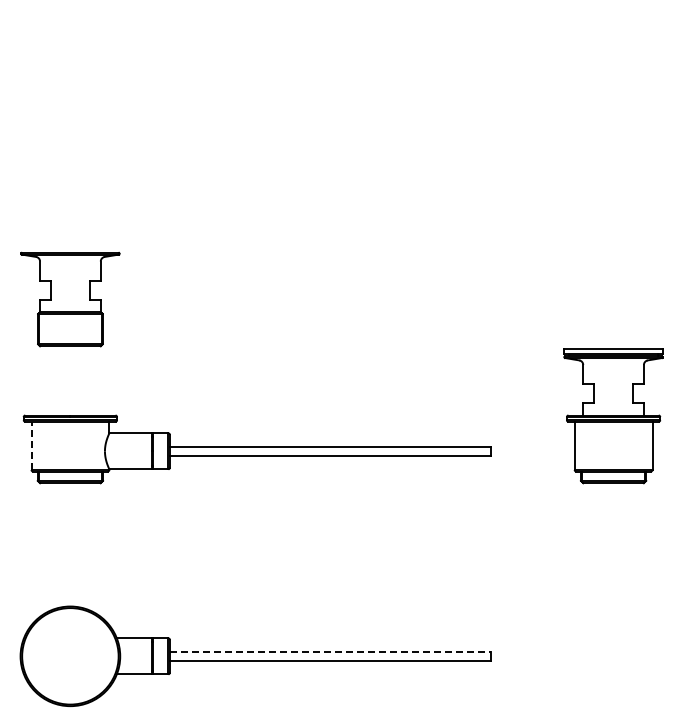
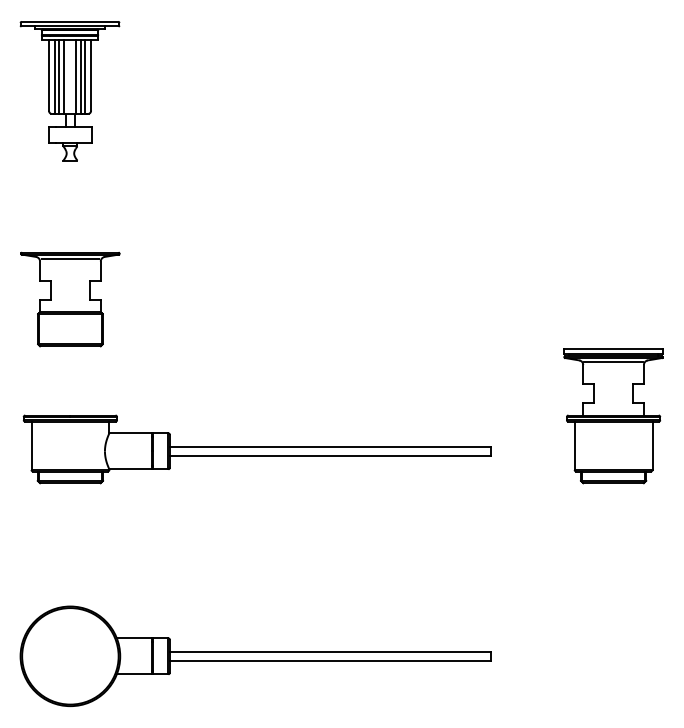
part: none -> present (69, 91)
line: none -> present (70, 258)
line: none -> present (613, 361)
line: dashed -> solid (31, 445)
line: dashed -> solid (330, 651)
